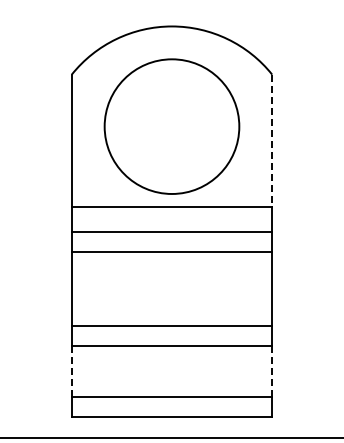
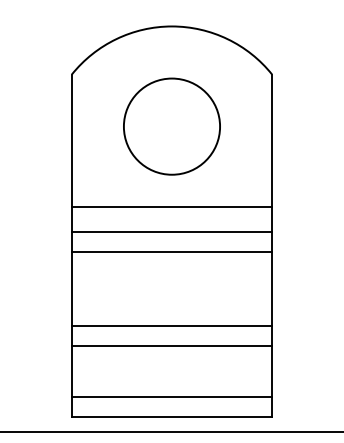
circle diameter: 135 px -> 96 px (171, 126)
line: dashed -> solid (272, 141)
line: dashed -> solid (71, 371)
line: dashed -> solid (272, 371)
line position: (171, 437) -> (171, 431) (171, 431)
